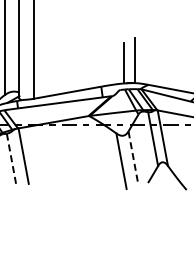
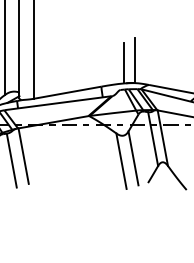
line: dashed -> solid (133, 158)
line: dashed -> solid (11, 161)
